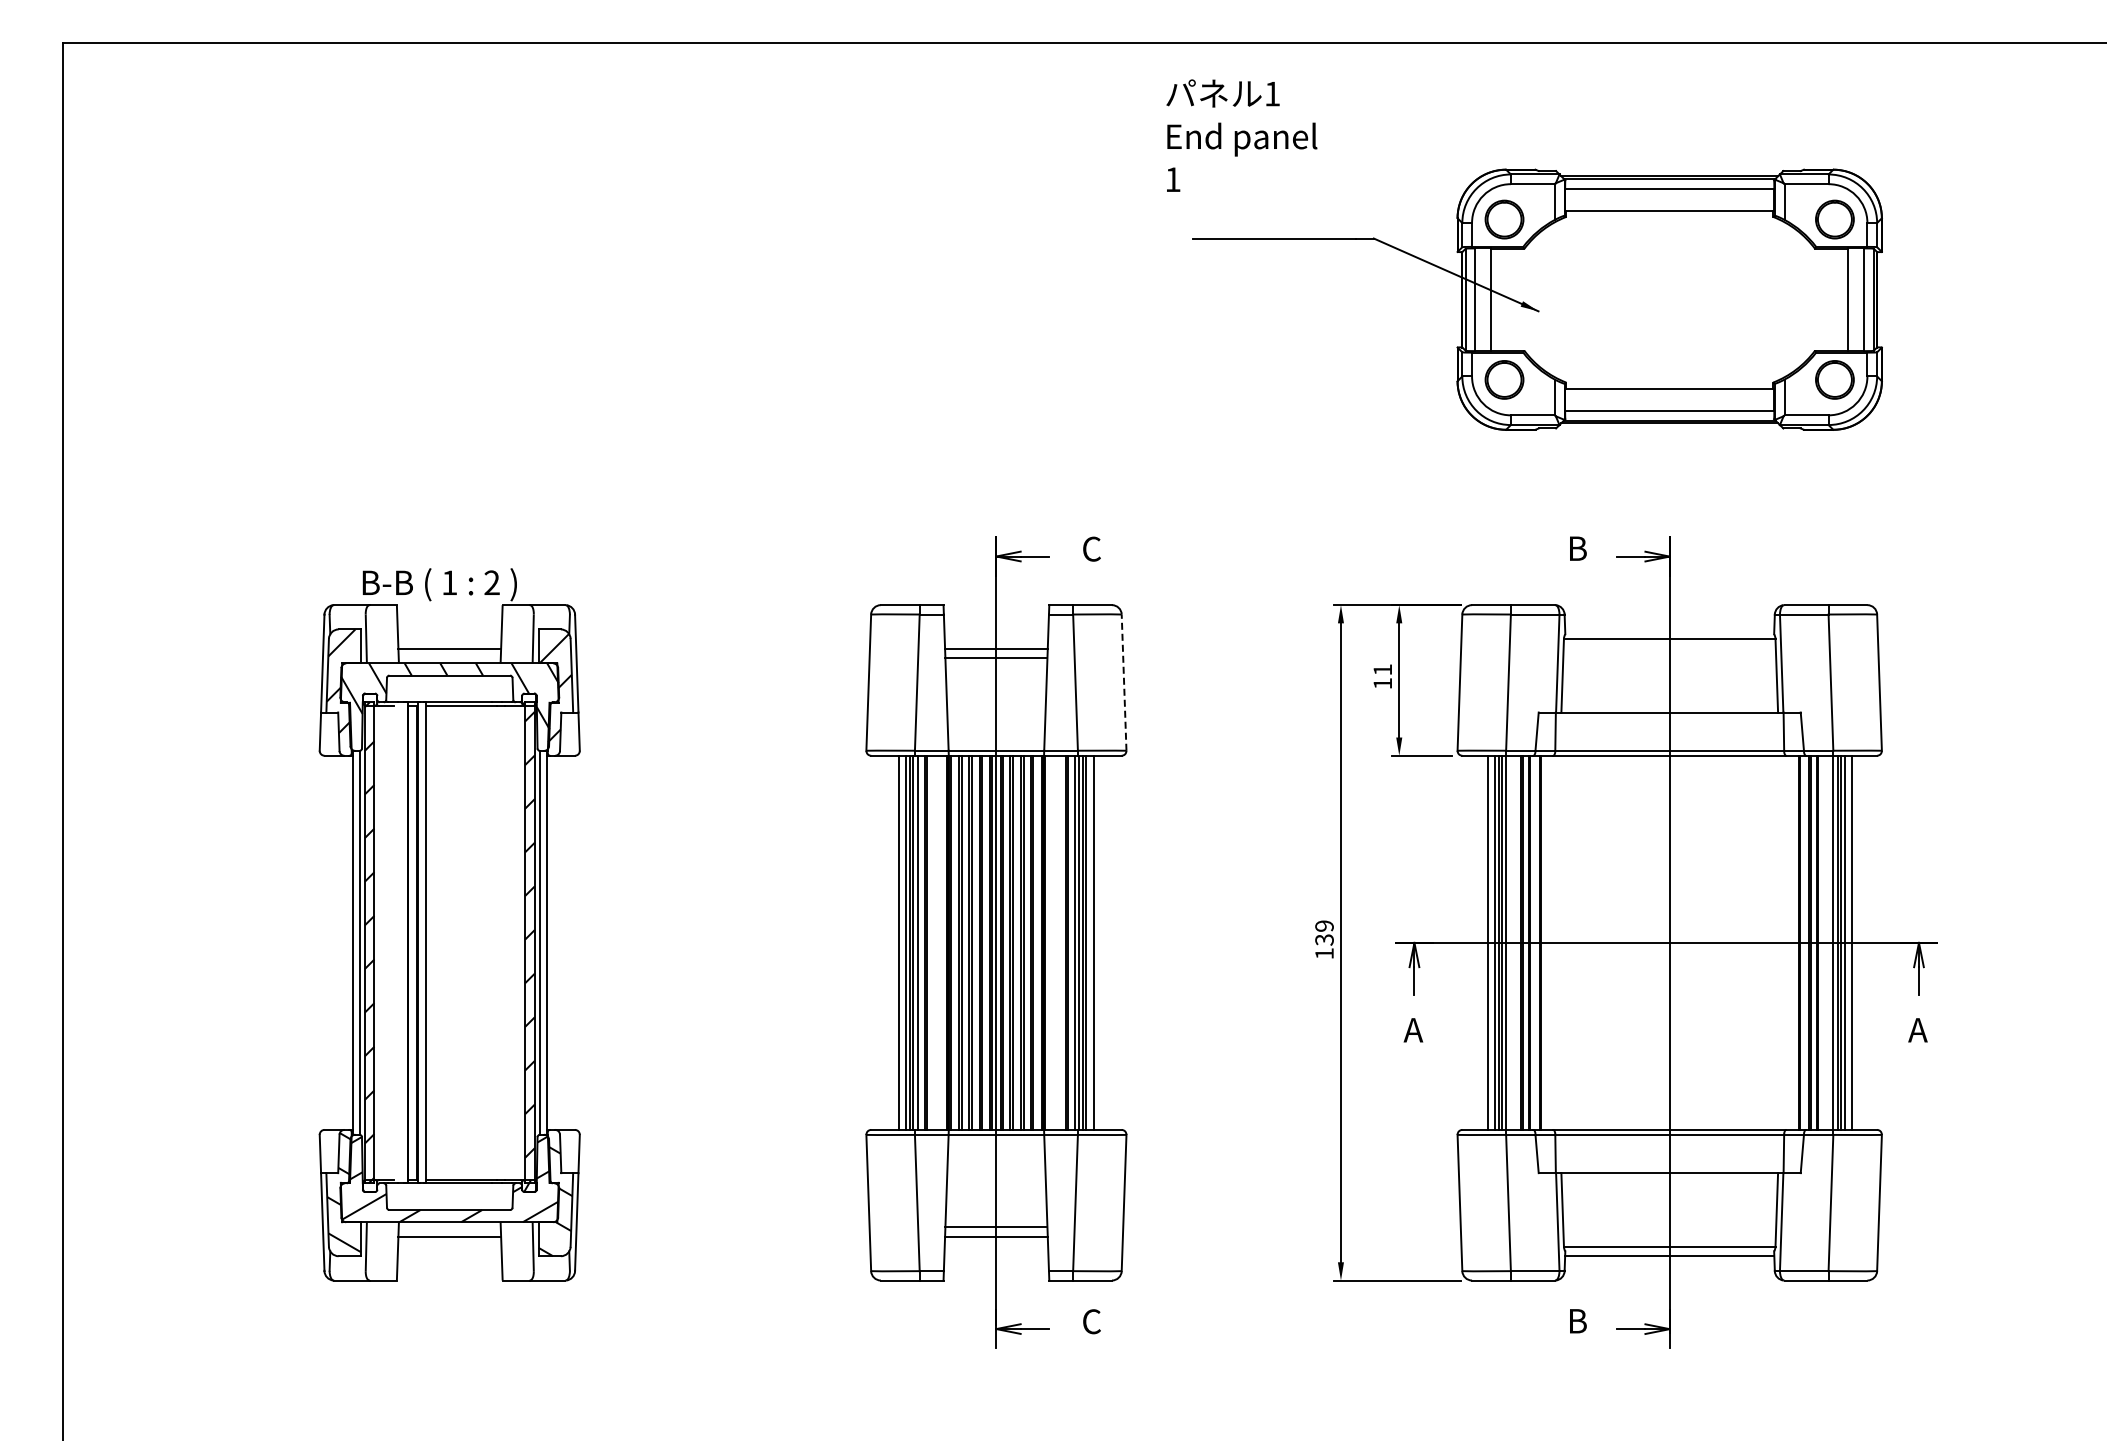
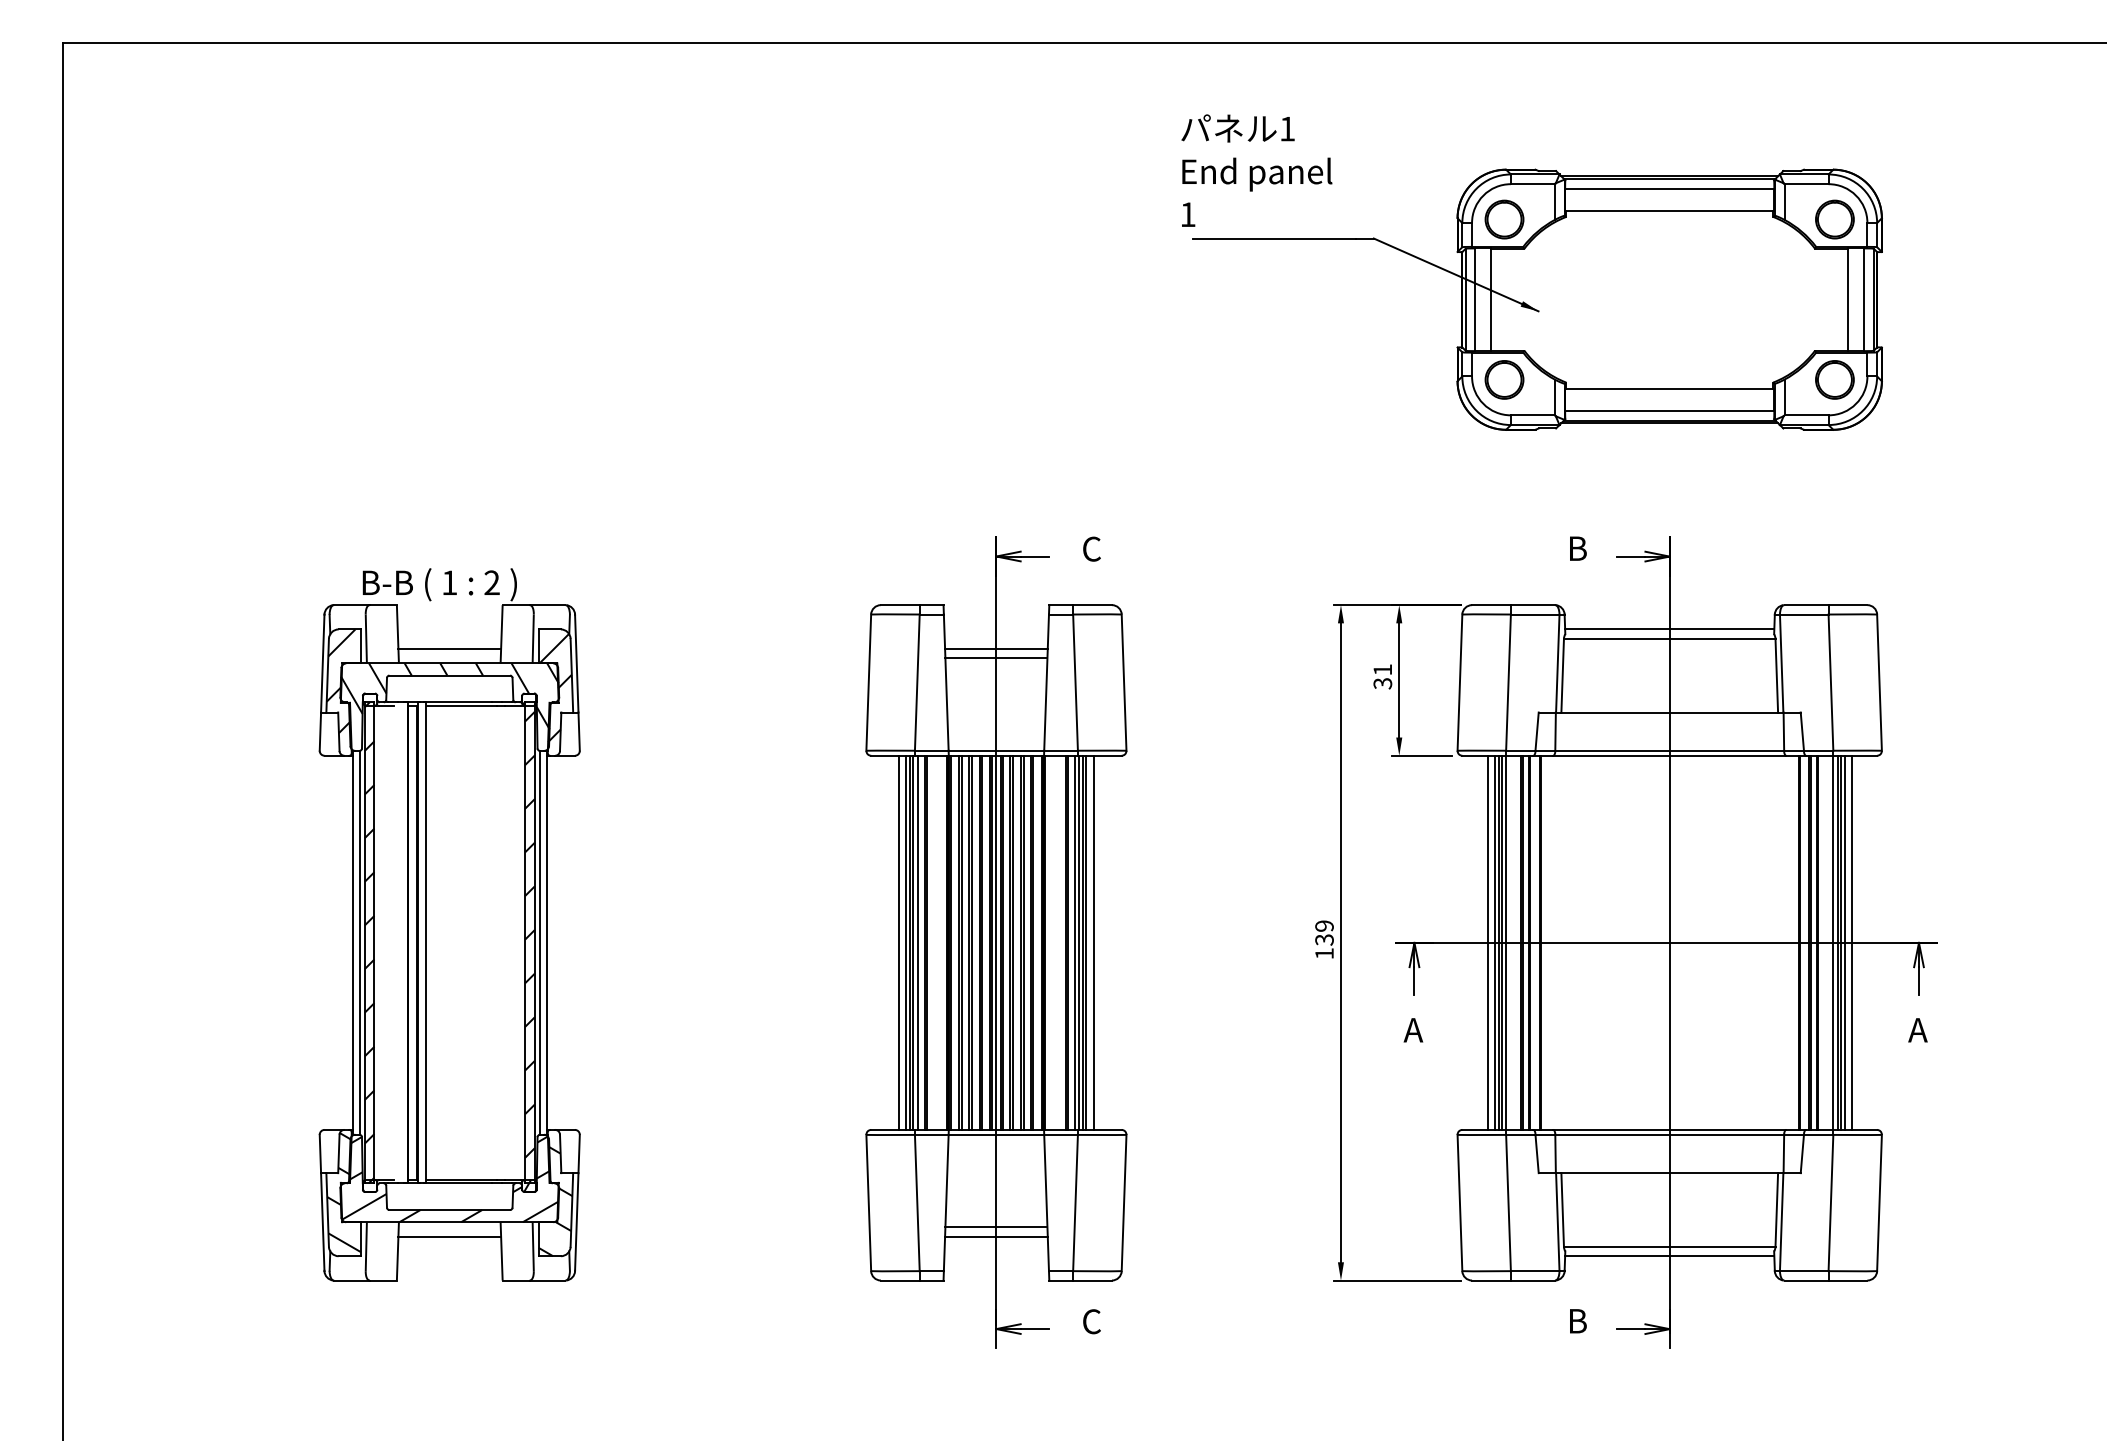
text position: (1241, 135) -> (1256, 170) (1256, 170)
line: none -> present (1669, 629)
line: dashed -> solid (1124, 682)
text: 11 -> 31 (1382, 683)
